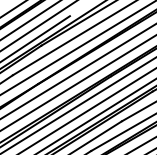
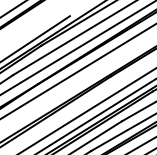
line: present -> none (30, 20)
line: present -> none (38, 26)
line: present -> none (77, 83)
line: present -> none (78, 105)
